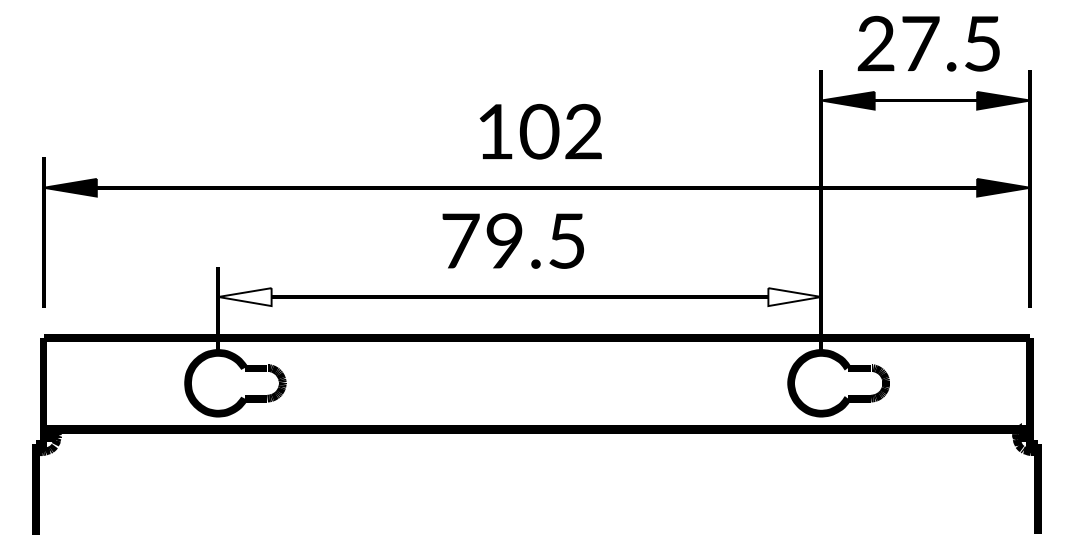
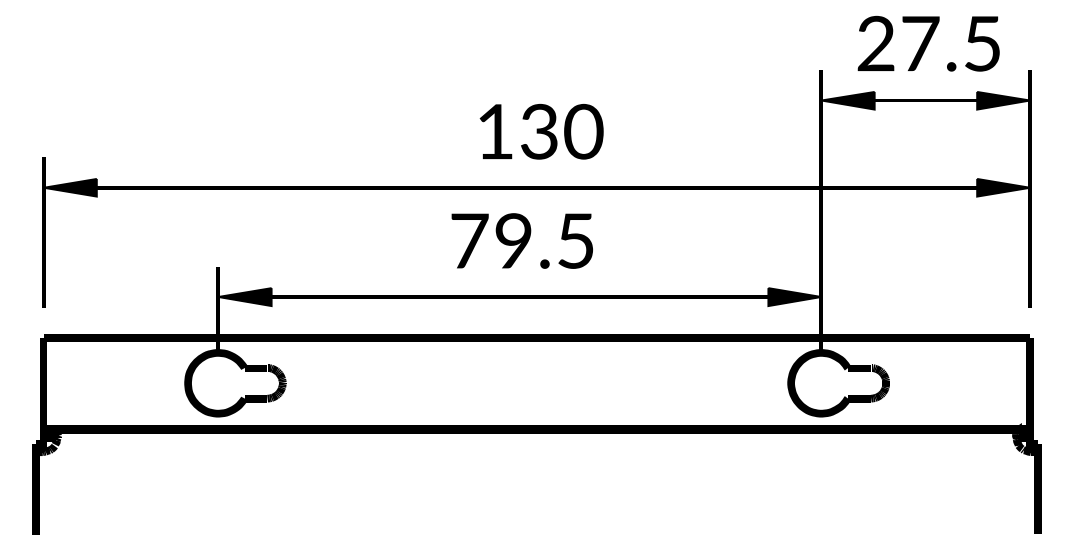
text: 102 -> 130 (561, 131)
text position: (512, 240) -> (521, 240) (521, 240)
fill: none -> present (244, 297)
fill: none -> present (794, 297)
